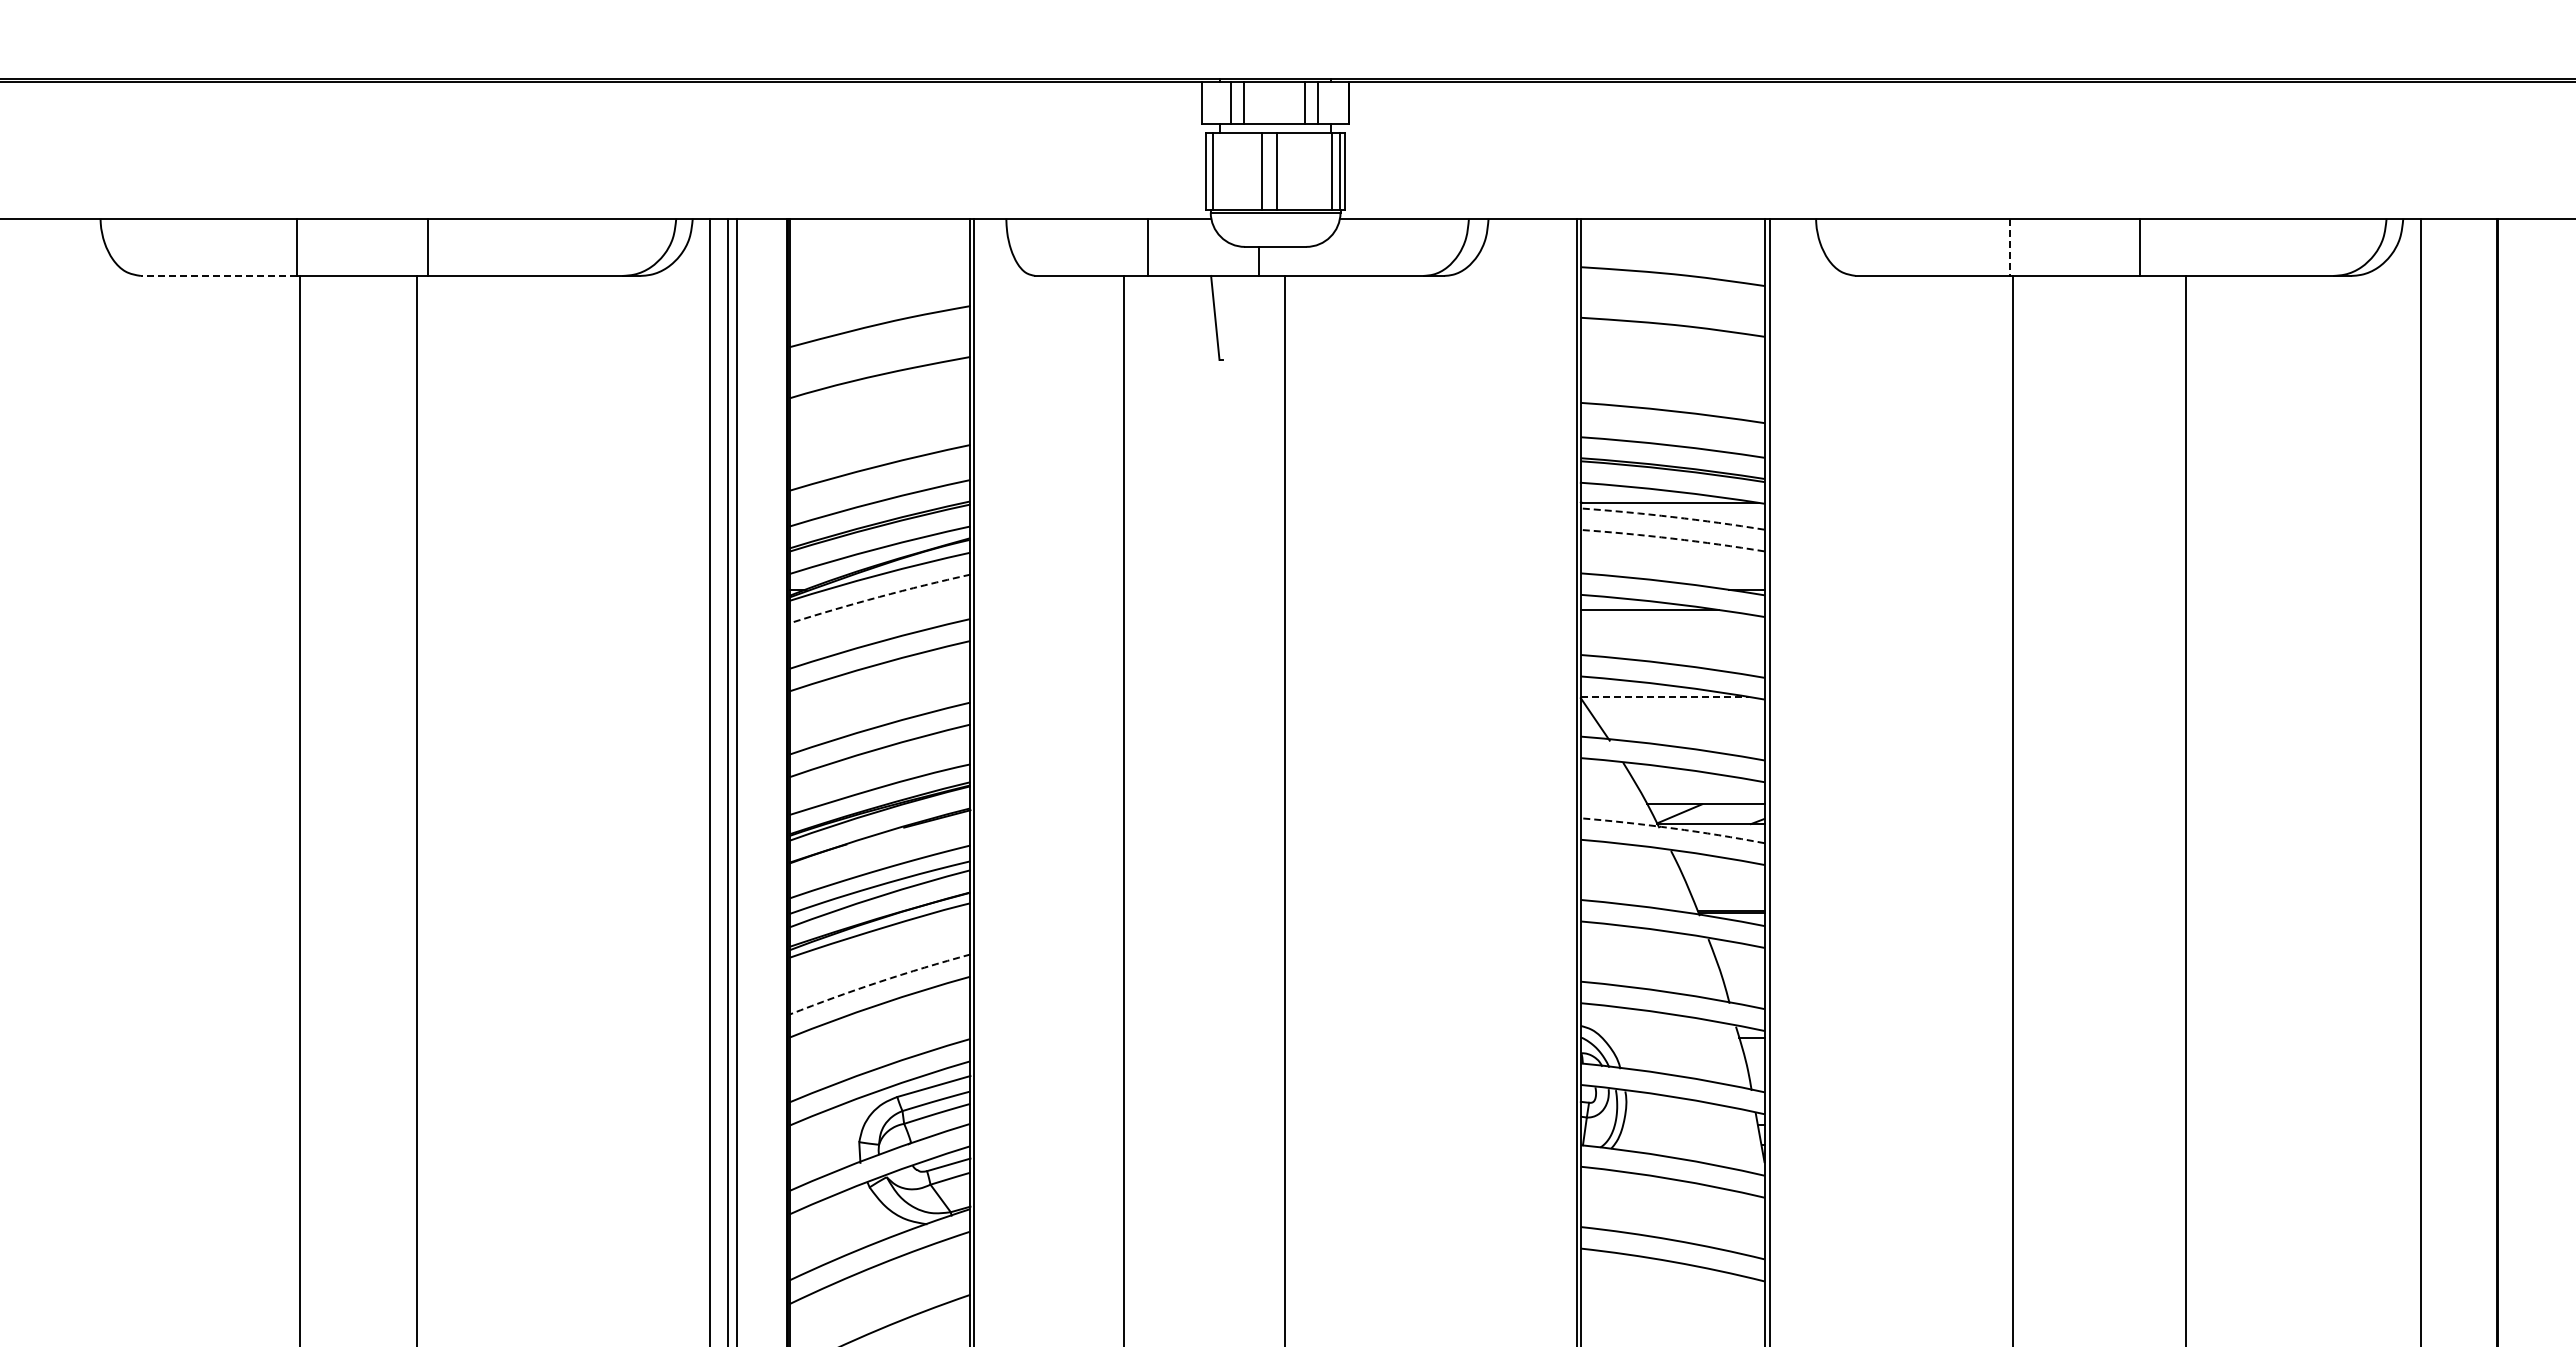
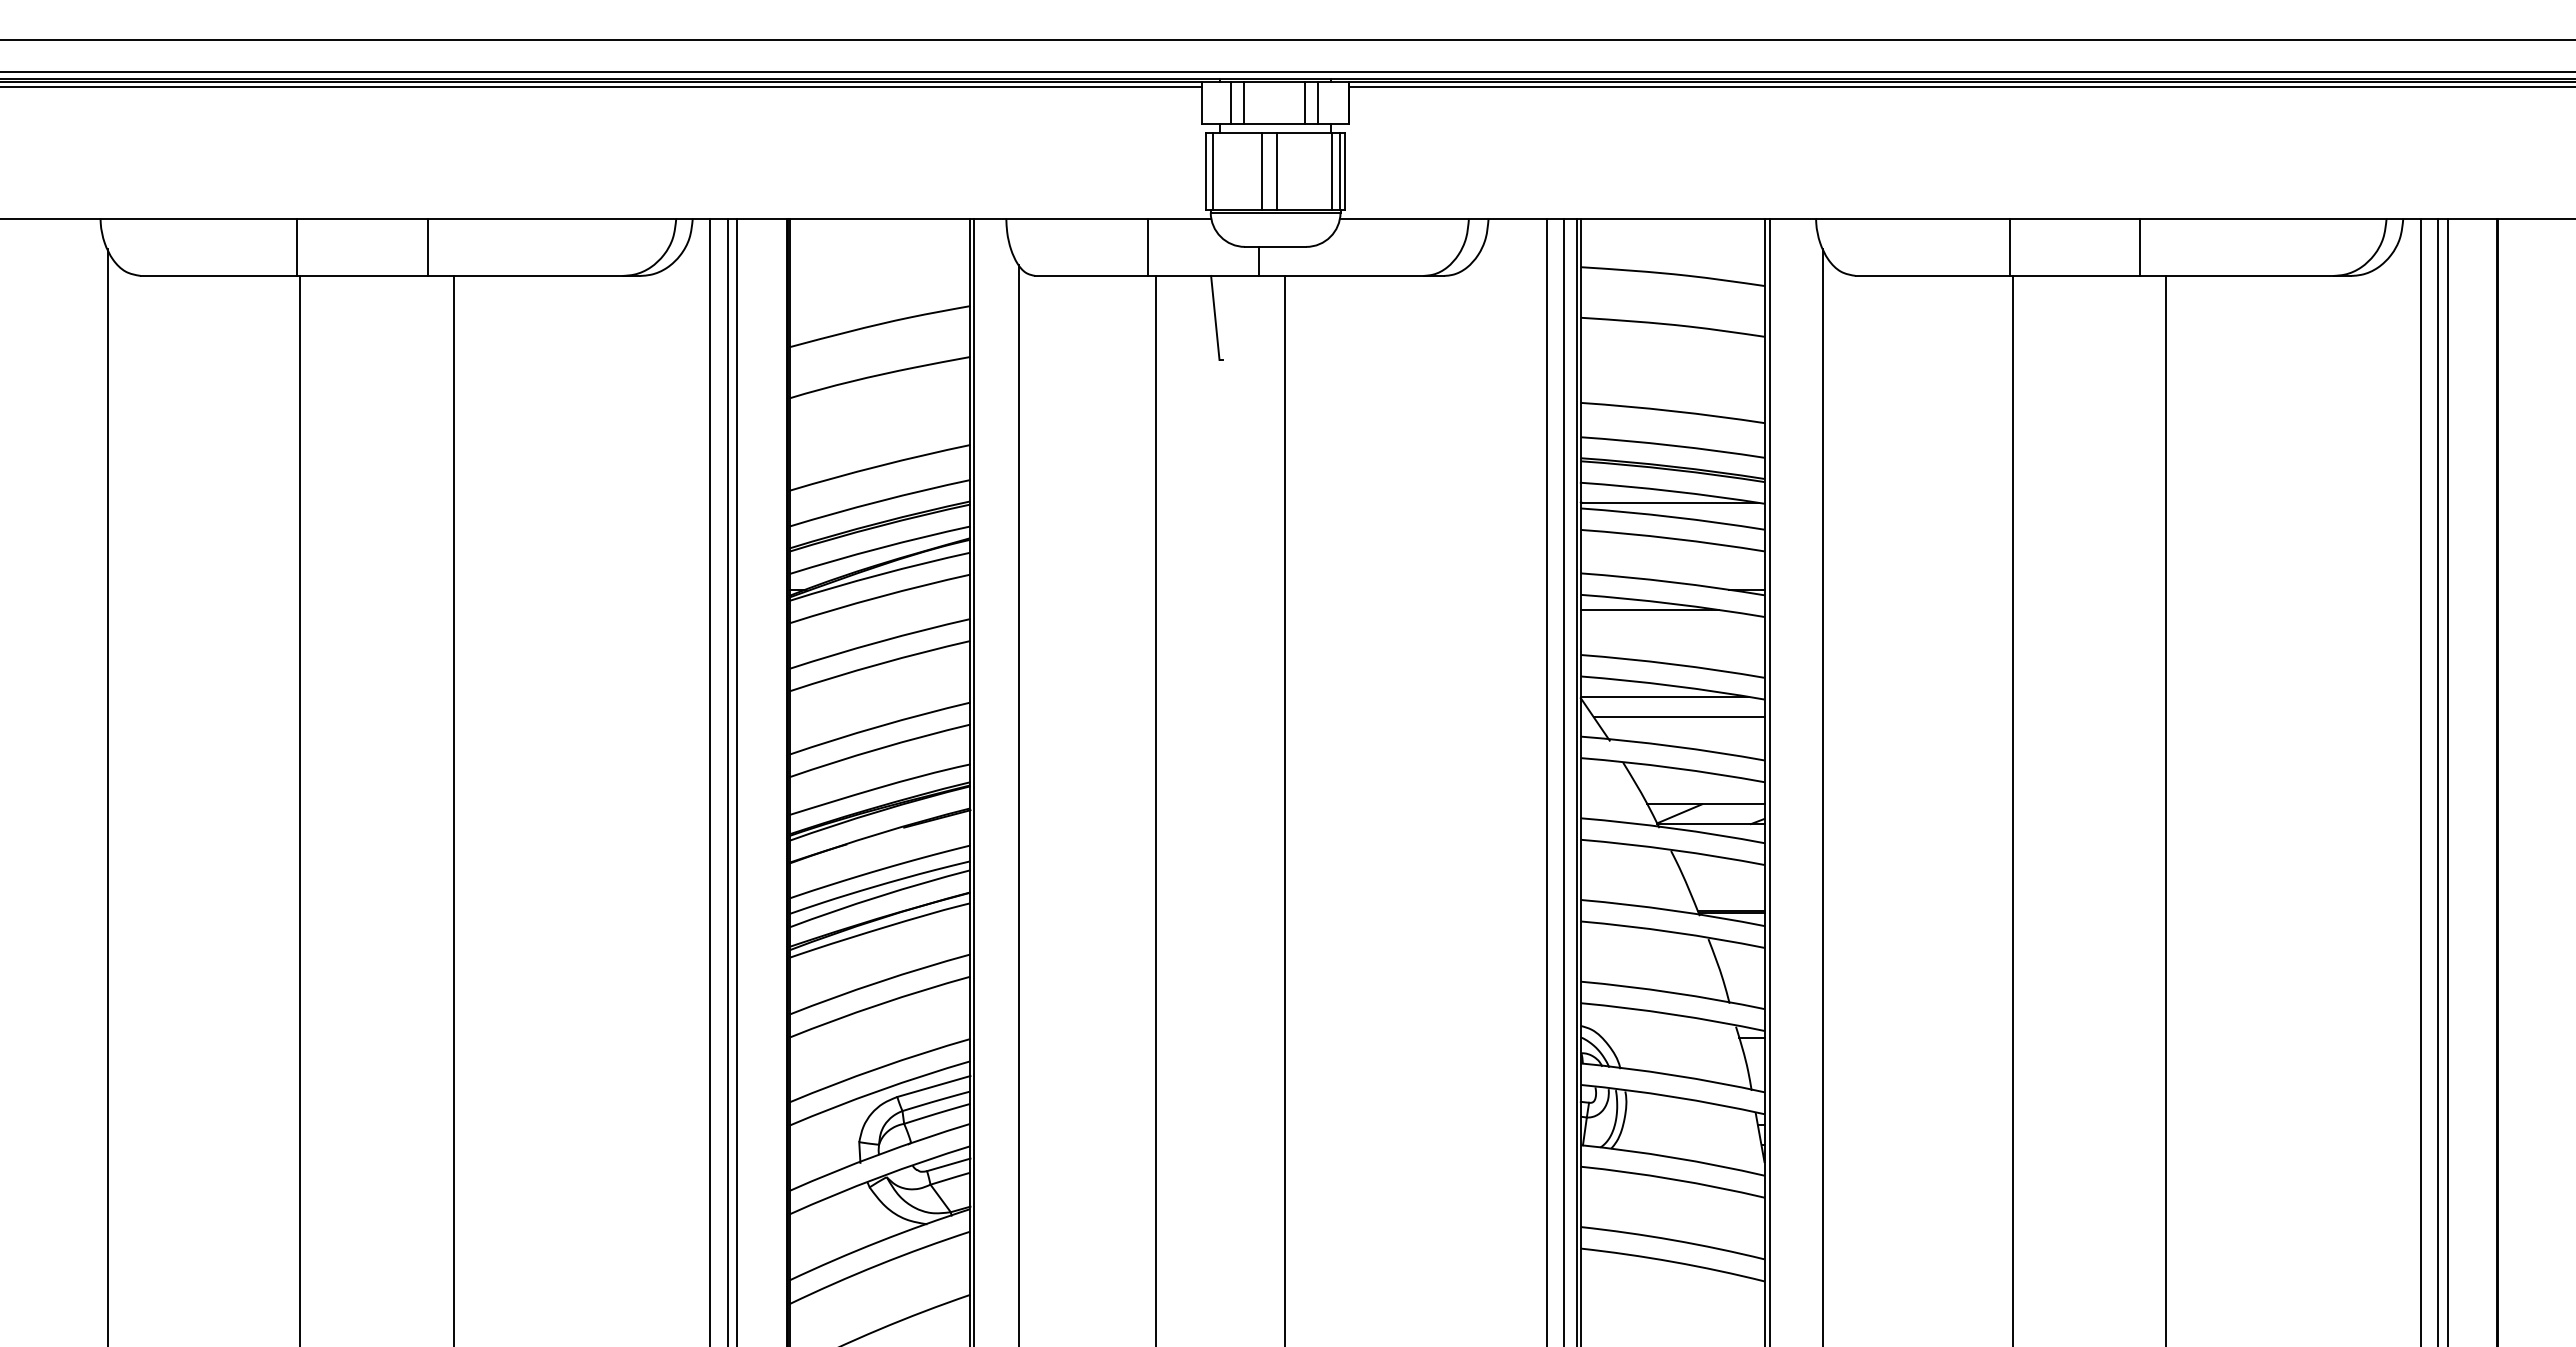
line: none -> present (1287, 40)
line: none -> present (1287, 72)
line: none -> present (602, 86)
line: none -> present (1960, 86)
line: dashed -> solid (2010, 247)
line: dashed -> solid (218, 275)
arc: dashed -> solid (1672, 517)
arc: dashed -> solid (1672, 538)
arc: dashed -> solid (879, 596)
line: dashed -> solid (1664, 696)
line: none -> present (1678, 717)
line: none -> present (1546, 780)
line: none -> present (1564, 780)
line: none -> present (2438, 780)
line: none -> present (2447, 780)
line: none -> present (107, 795)
line: none -> present (1823, 796)
line: none -> present (1019, 804)
line position: (416, 809) -> (453, 809) (453, 809)
line position: (1123, 809) -> (1155, 809) (1155, 809)
line position: (2185, 809) -> (2165, 809) (2165, 809)
arc: dashed -> solid (1672, 828)
arc: dashed -> solid (879, 982)
